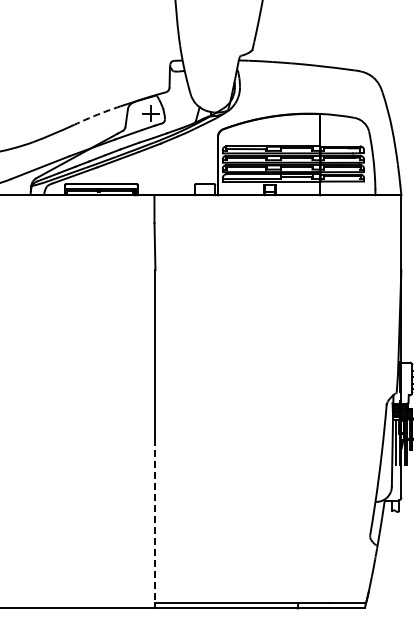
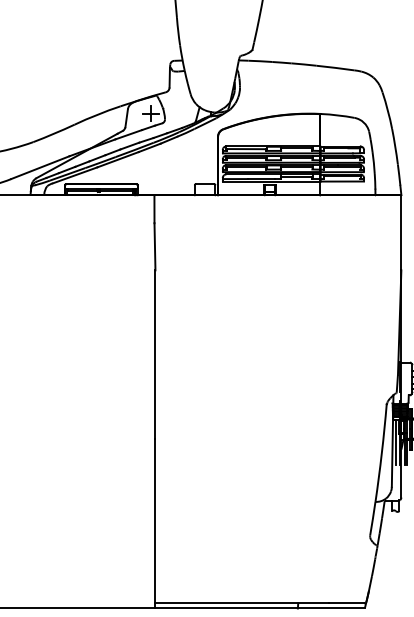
arc: dashed -> solid (97, 114)
line: dashed -> solid (155, 521)
